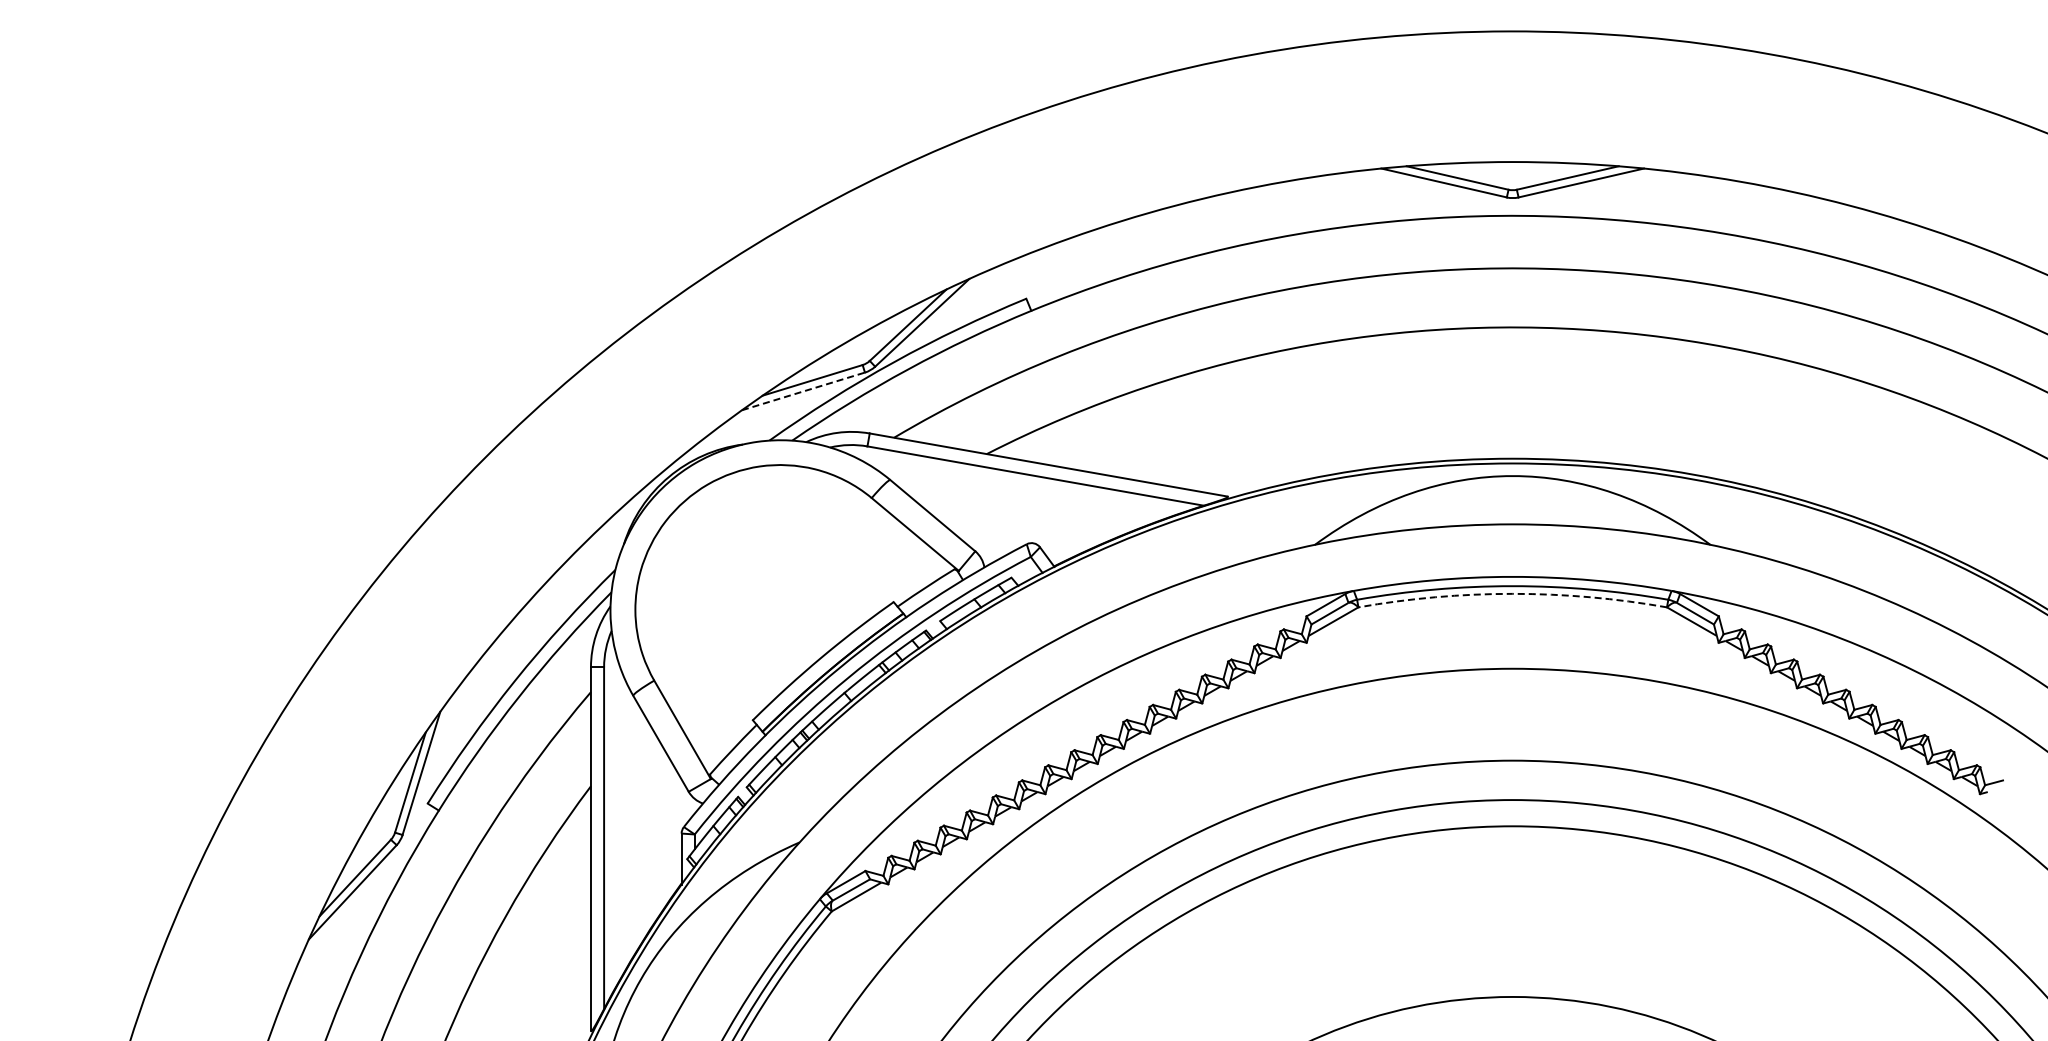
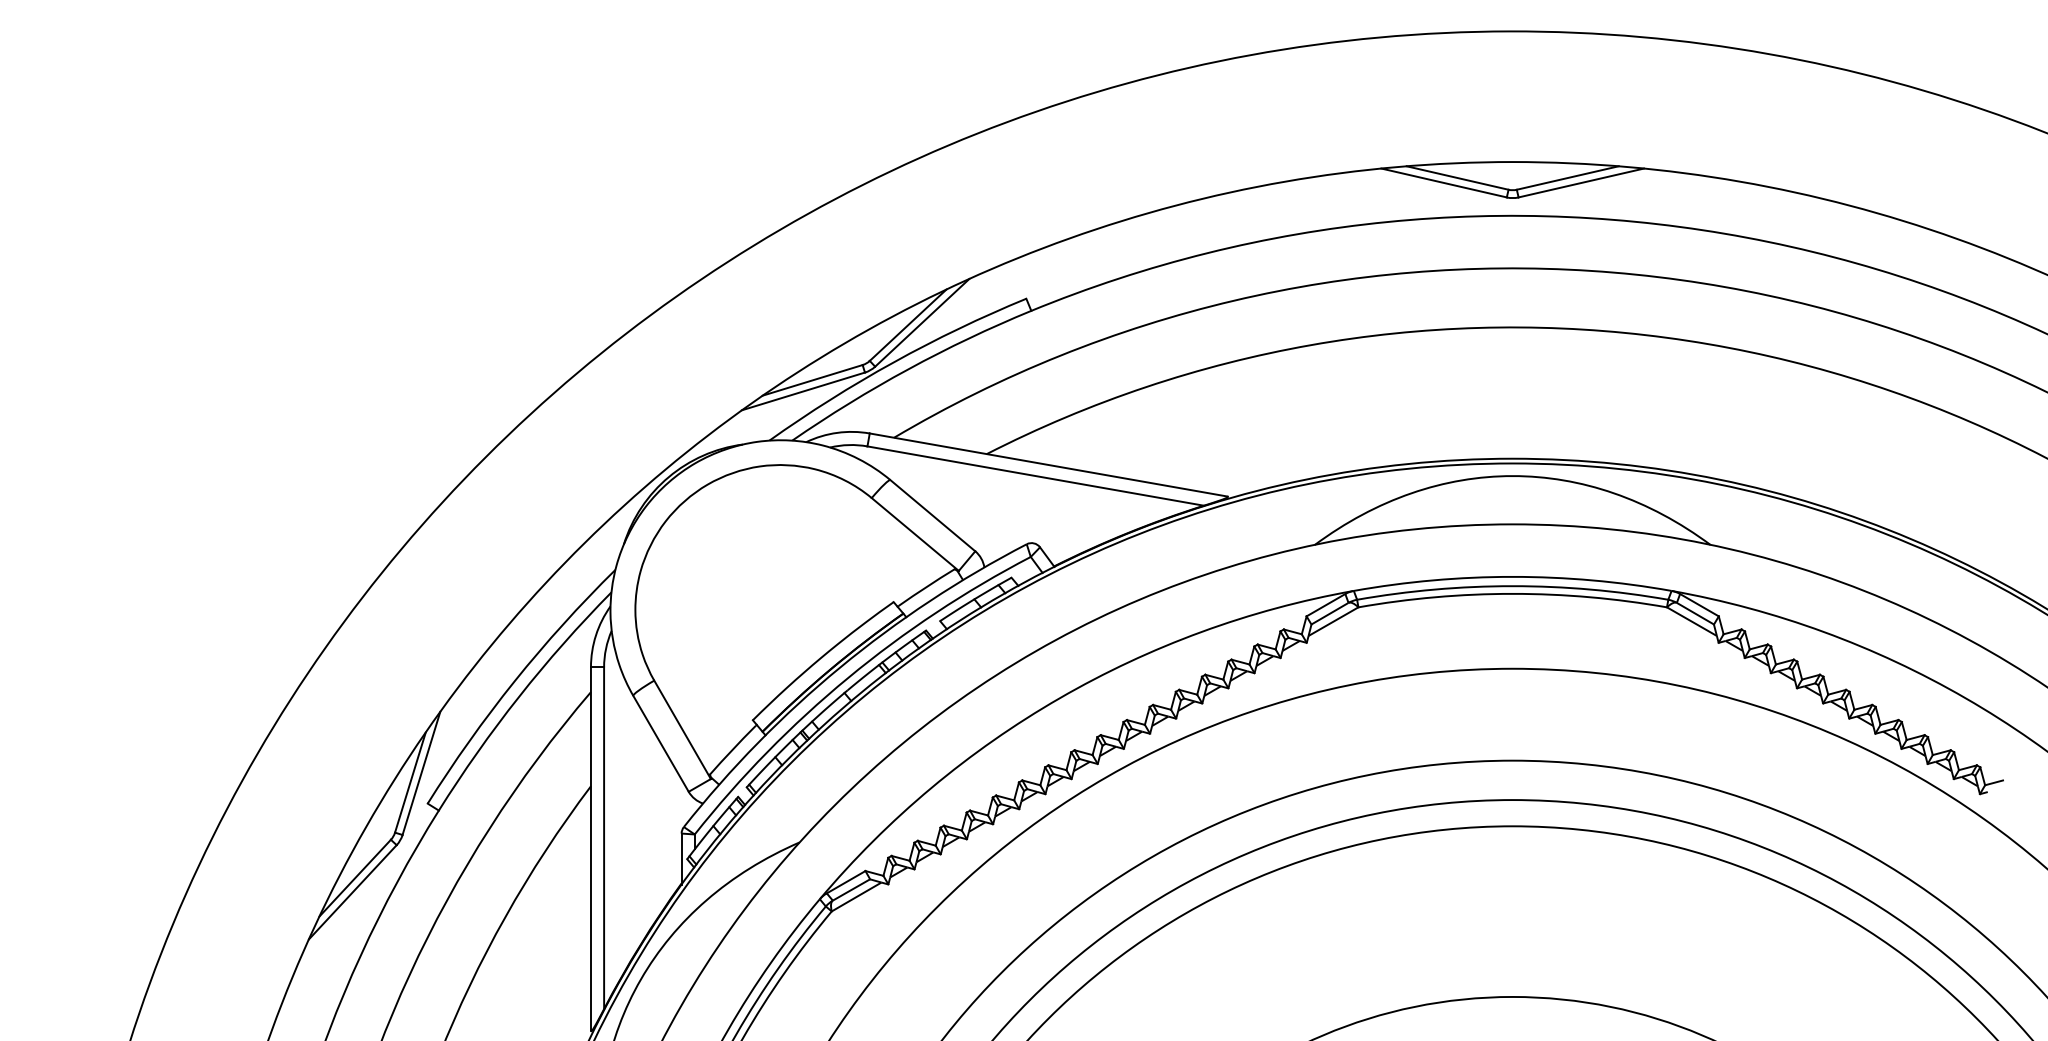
line: dashed -> solid (803, 391)
arc: dashed -> solid (1512, 593)
